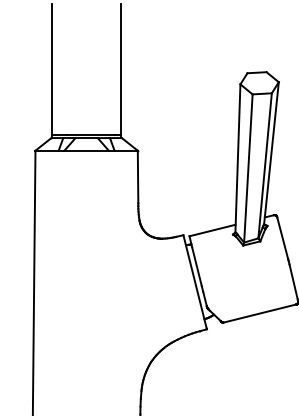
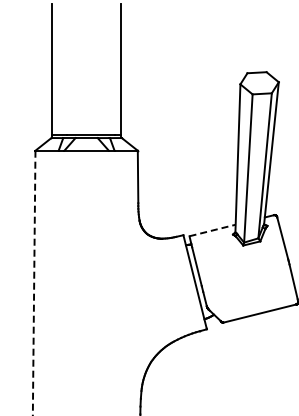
line: solid -> dashed (212, 230)
line: solid -> dashed (34, 283)
